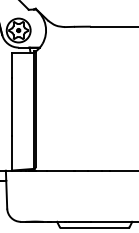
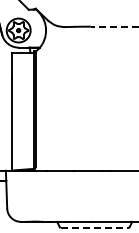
line: solid -> dashed (114, 26)
line: solid -> dashed (95, 227)
